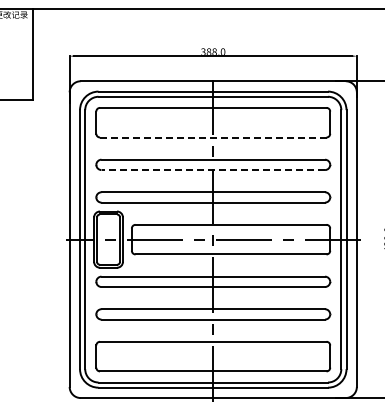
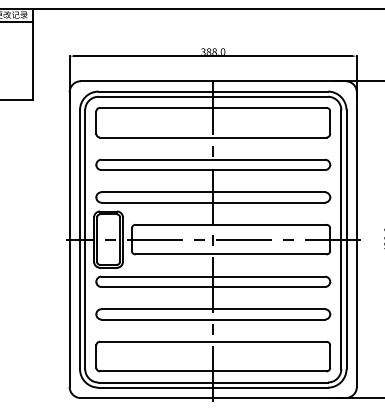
line: none -> present (17, 21)
line: dashed -> solid (212, 137)
line: dashed -> solid (213, 170)
